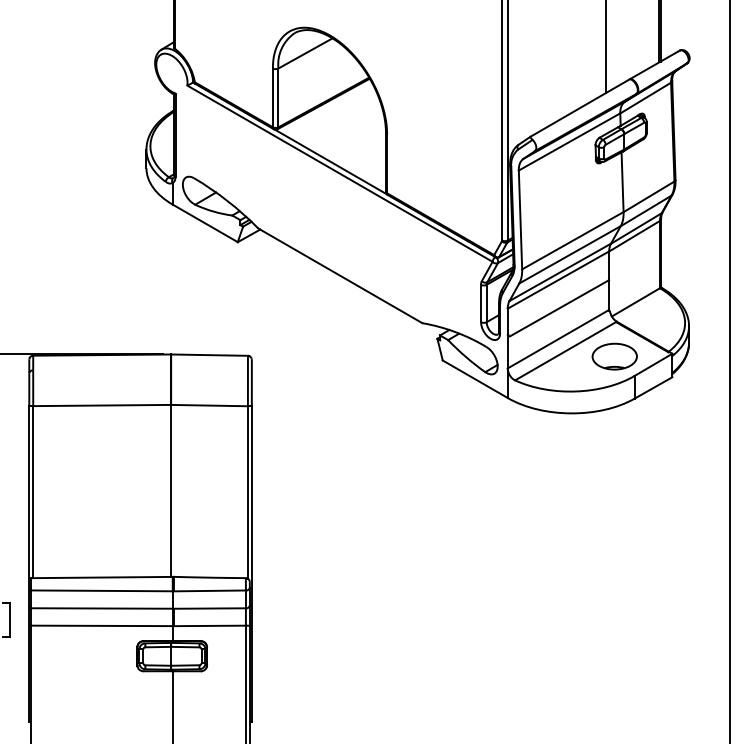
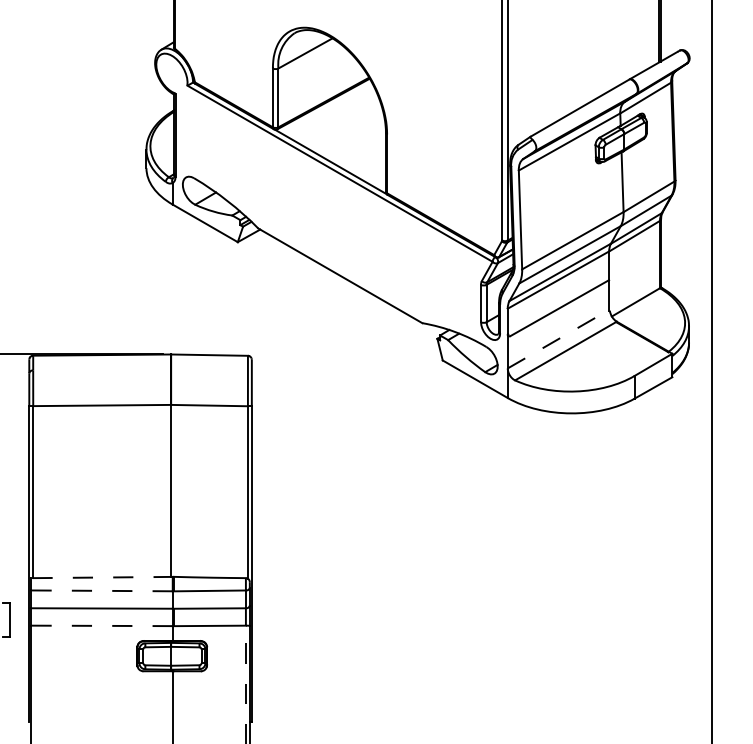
line: present -> none (606, 47)
line: solid -> dashed (558, 339)
part: present -> none (614, 356)
line position: (730, 371) -> (712, 371) (712, 371)
line: solid -> dashed (101, 577)
line: solid -> dashed (101, 590)
line: solid -> dashed (101, 625)
line: solid -> dashed (245, 684)
